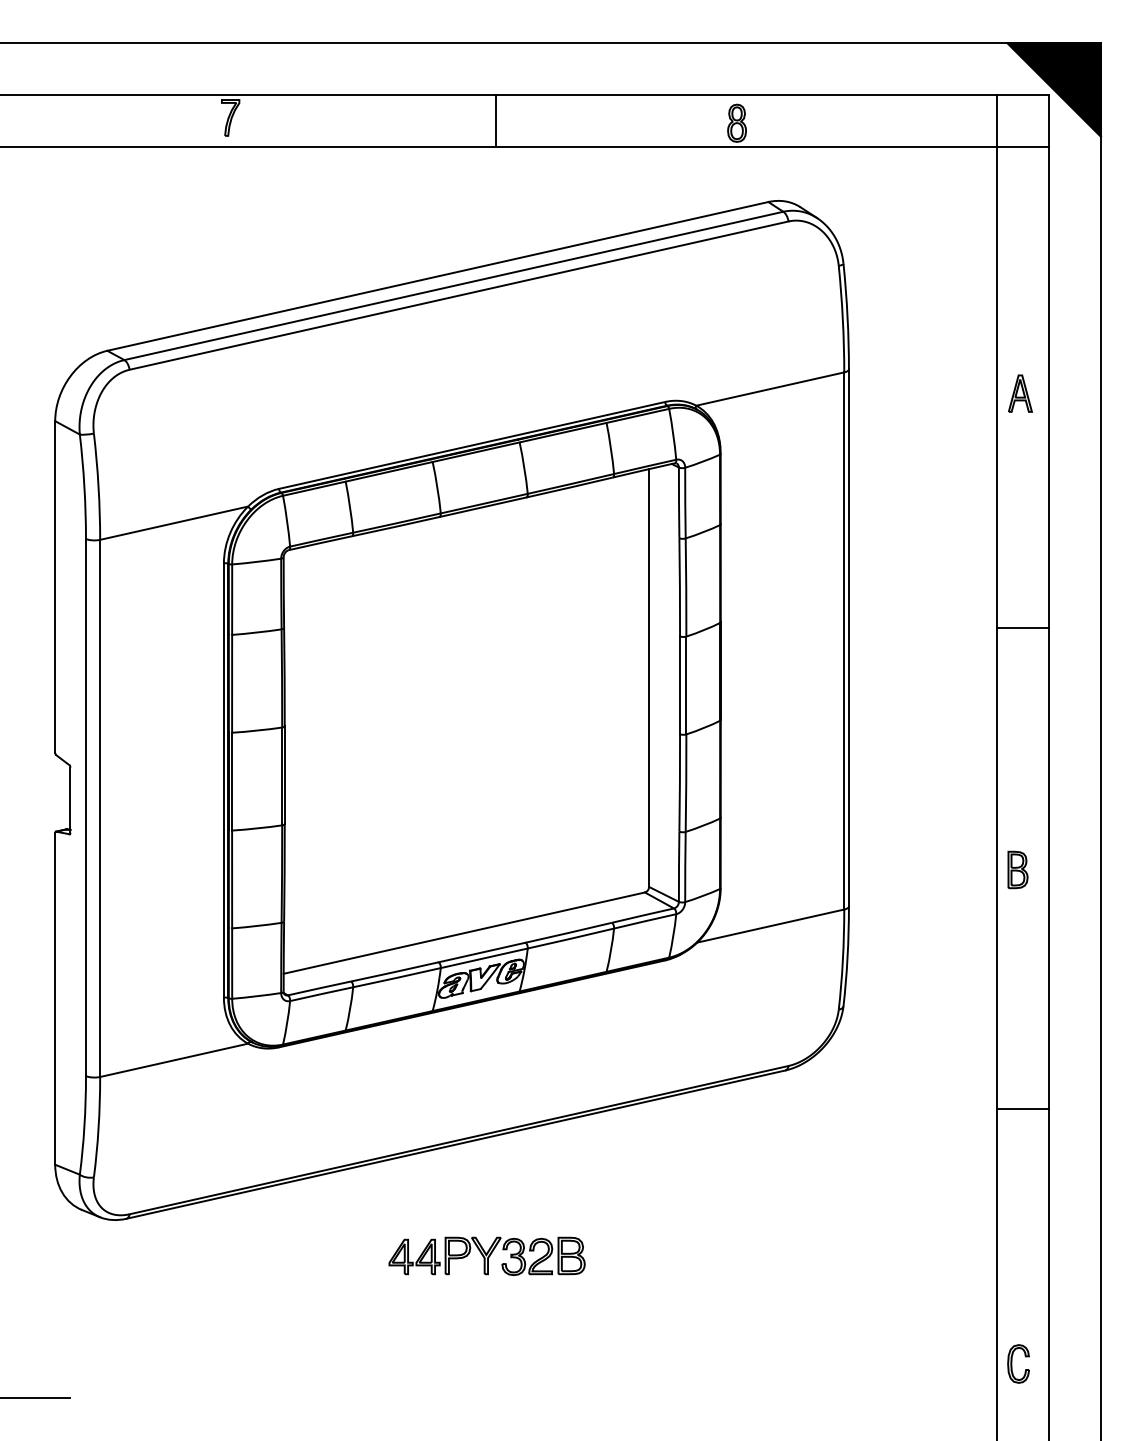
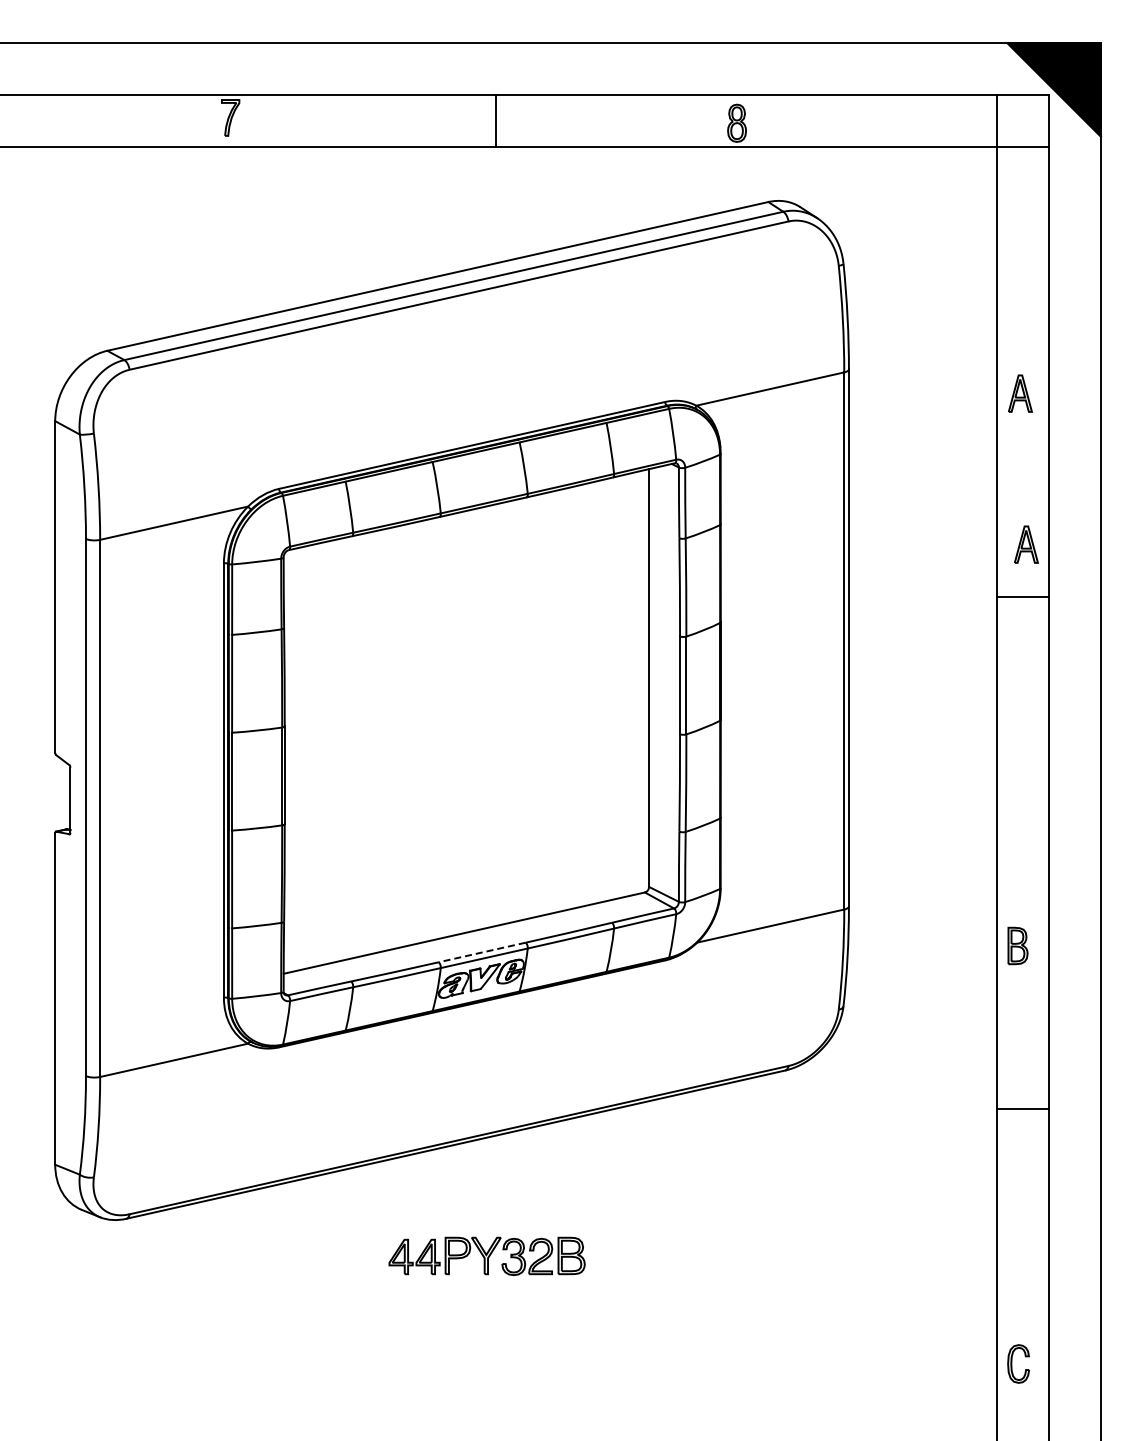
part: none -> present (1026, 544)
line position: (1022, 627) -> (1022, 596) (1022, 596)
part position: (1017, 869) -> (1017, 945) (1017, 945)
line: solid -> dashed (482, 952)
line: present -> none (36, 1397)
